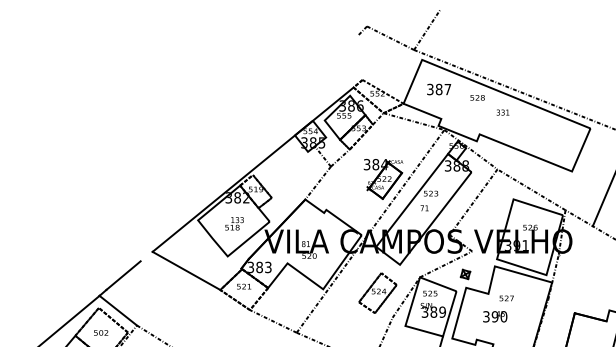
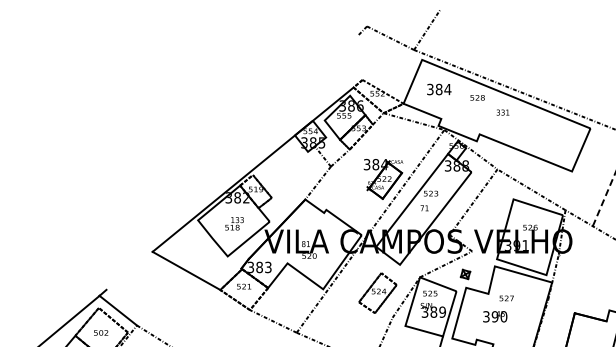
text: 387 -> 384 (447, 89)
line: solid -> dashed (604, 198)
line: present -> none (123, 275)
